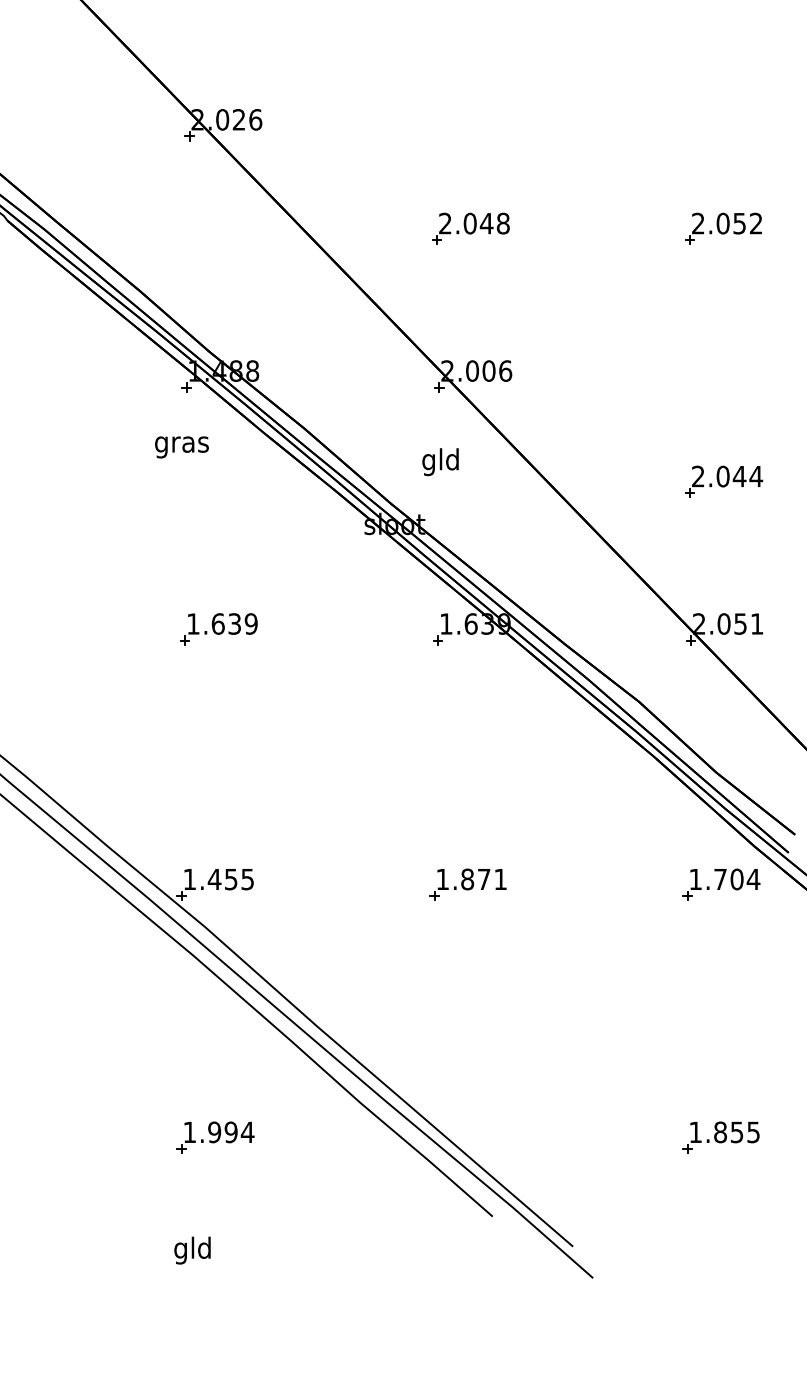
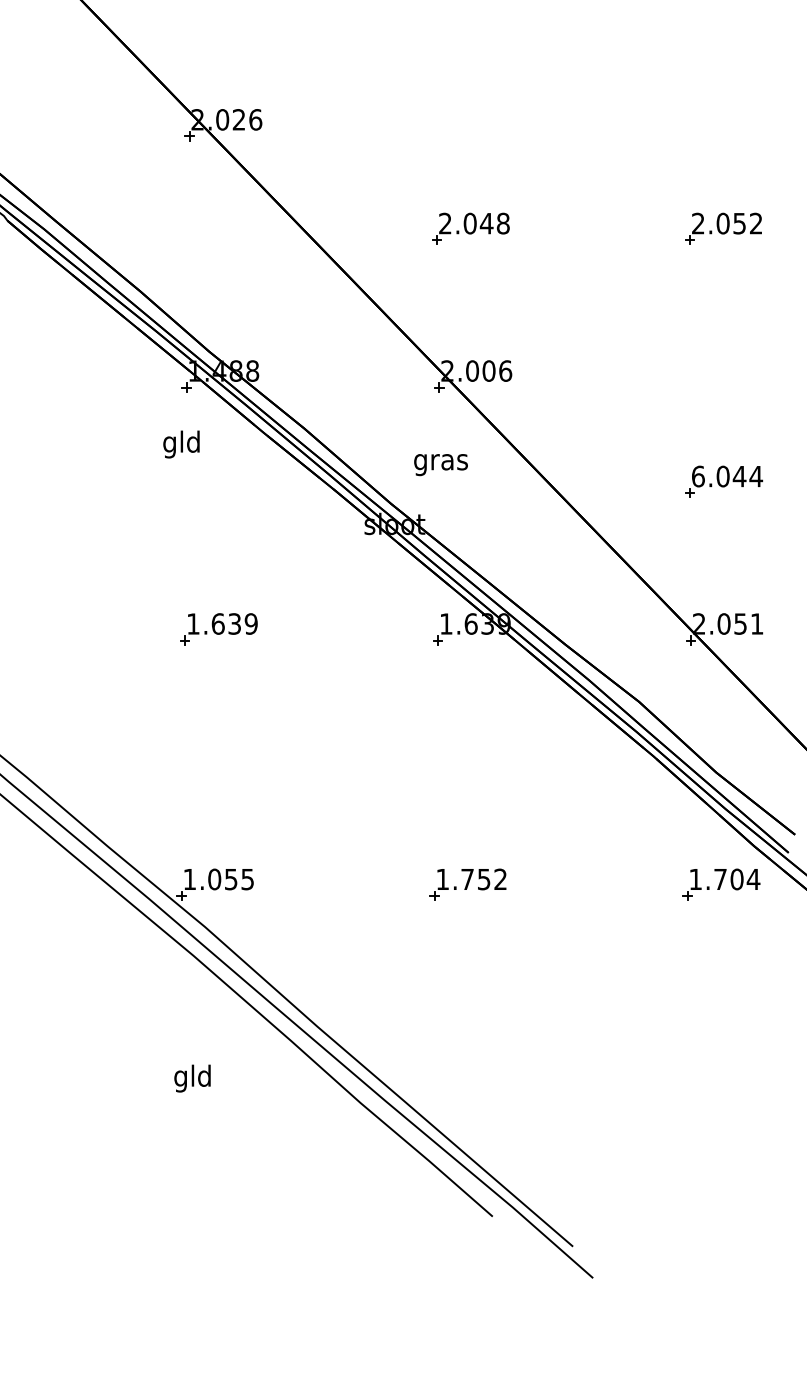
text: gras -> gld (181, 444)
text: gld -> gras (440, 462)
text: 2.044 -> 6.044 (698, 476)
text: 1.455 -> 1.055 (214, 879)
text: 1.871 -> 1.752 (483, 879)
part: present -> none (215, 1137)
part: present -> none (720, 1137)
text position: (192, 1250) -> (192, 1078) (192, 1078)
